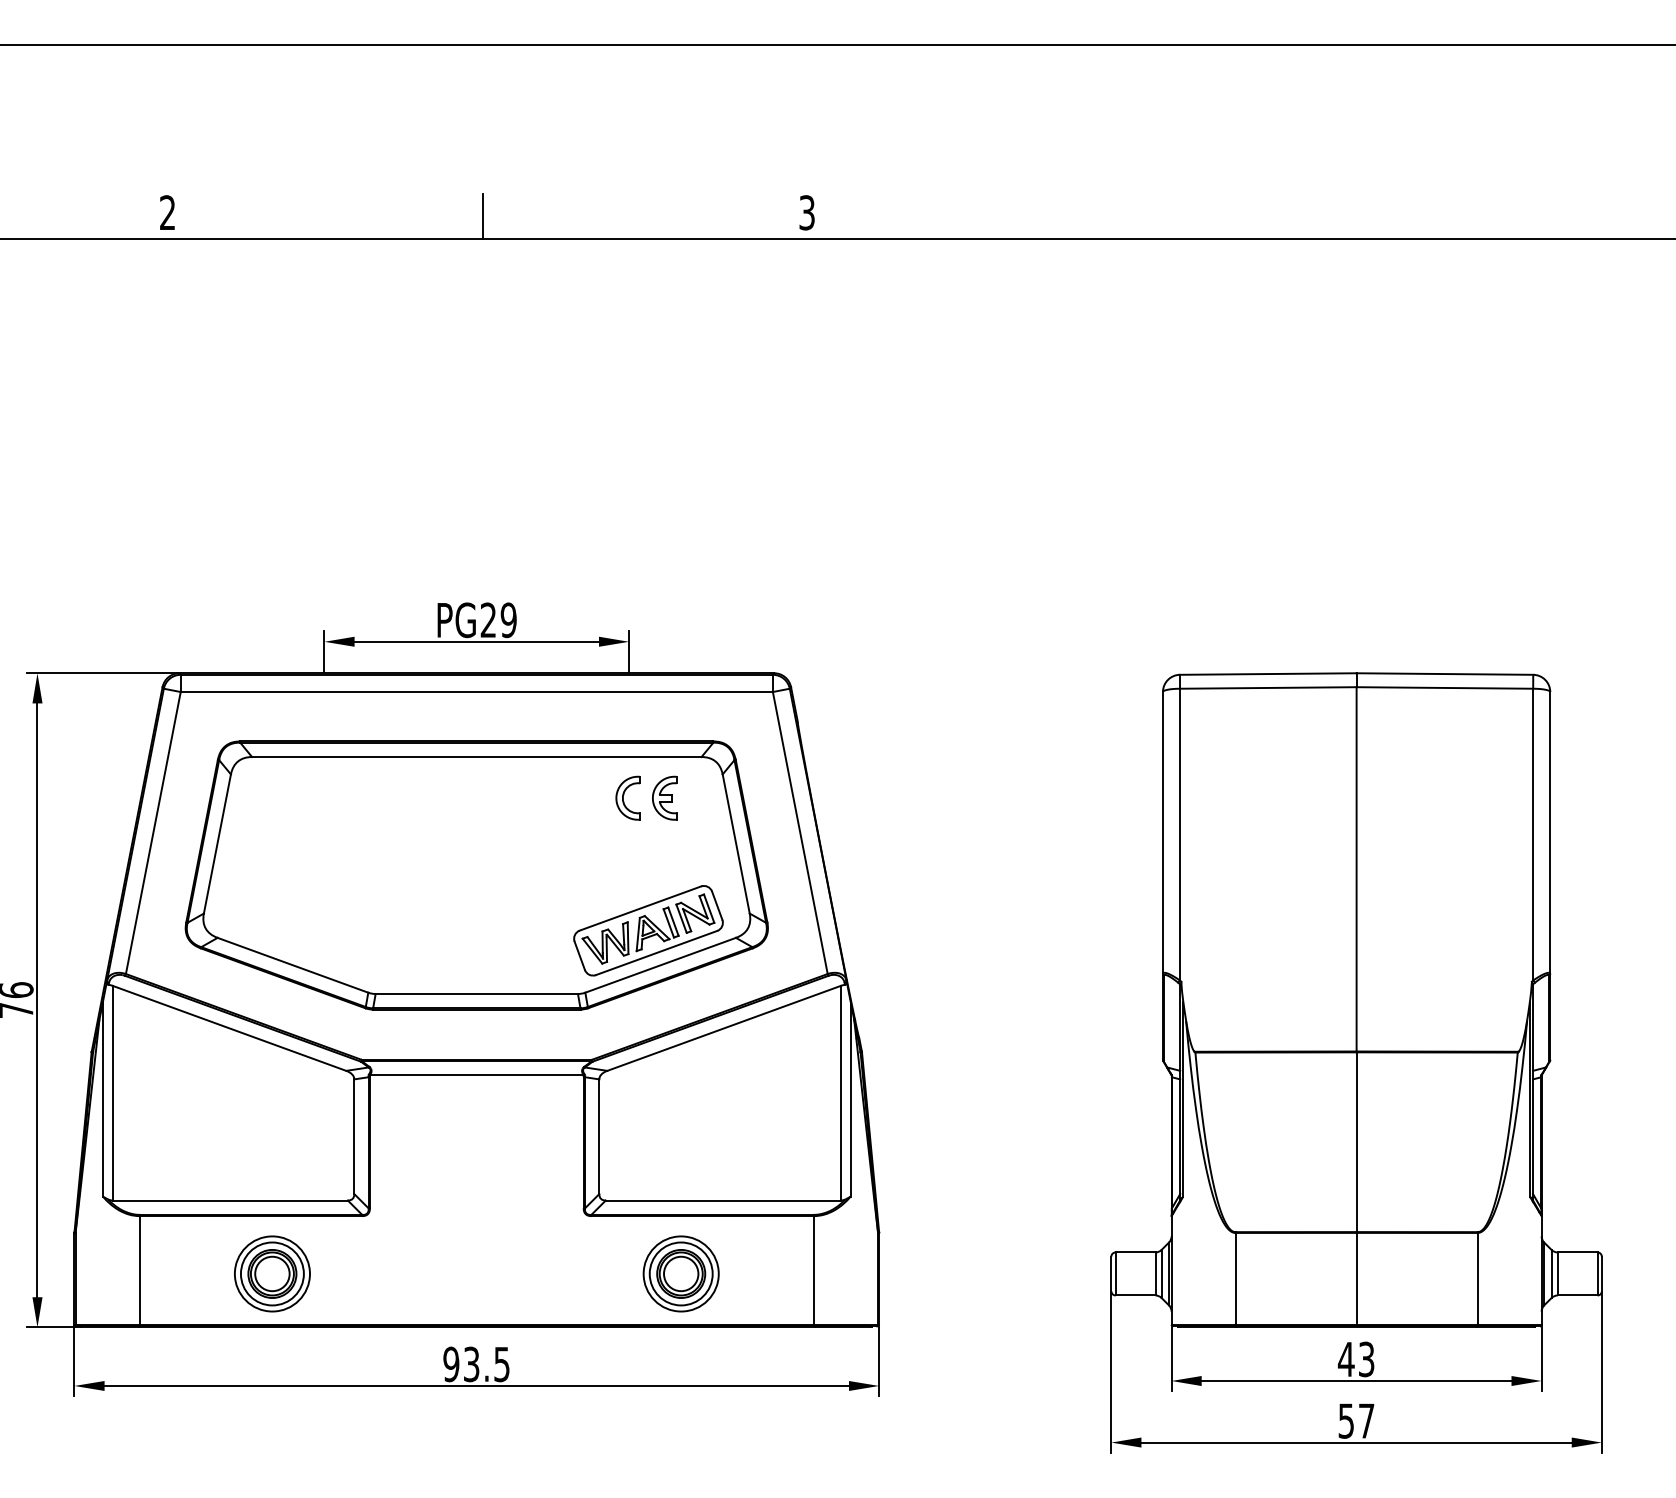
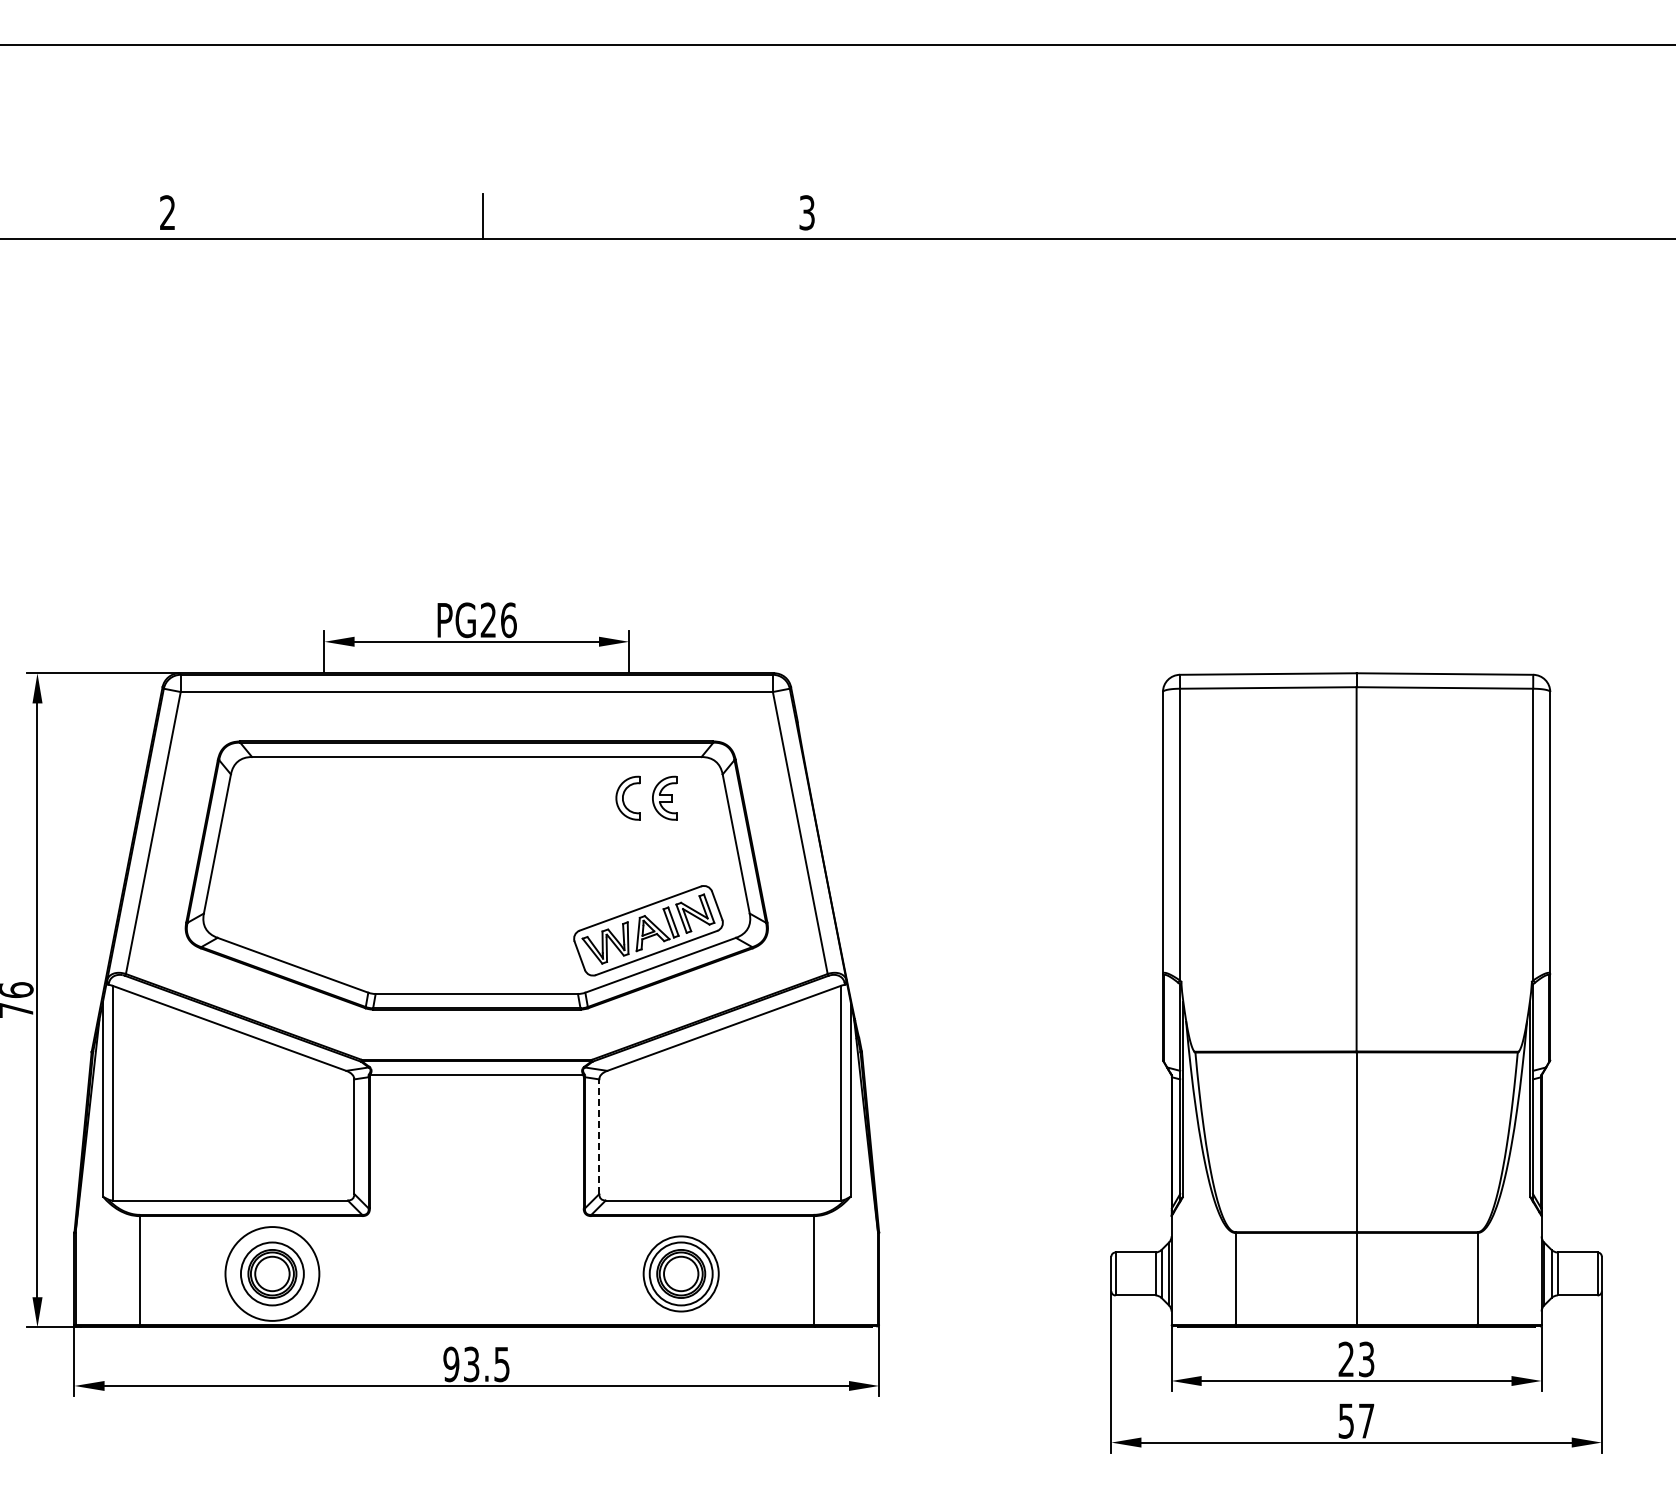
text: PG29 -> PG26 (508, 620)
line: solid -> dashed (599, 1136)
circle diameter: 75 px -> 94 px (272, 1273)
text: 43 -> 23 (1345, 1358)
